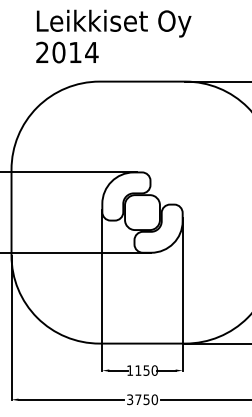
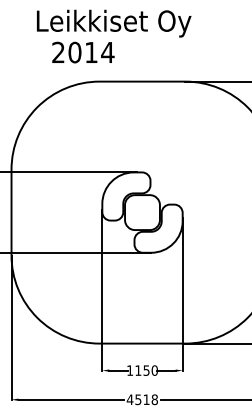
text position: (67, 52) -> (83, 52) (83, 52)
text: 3750 -> 4518 (142, 399)
